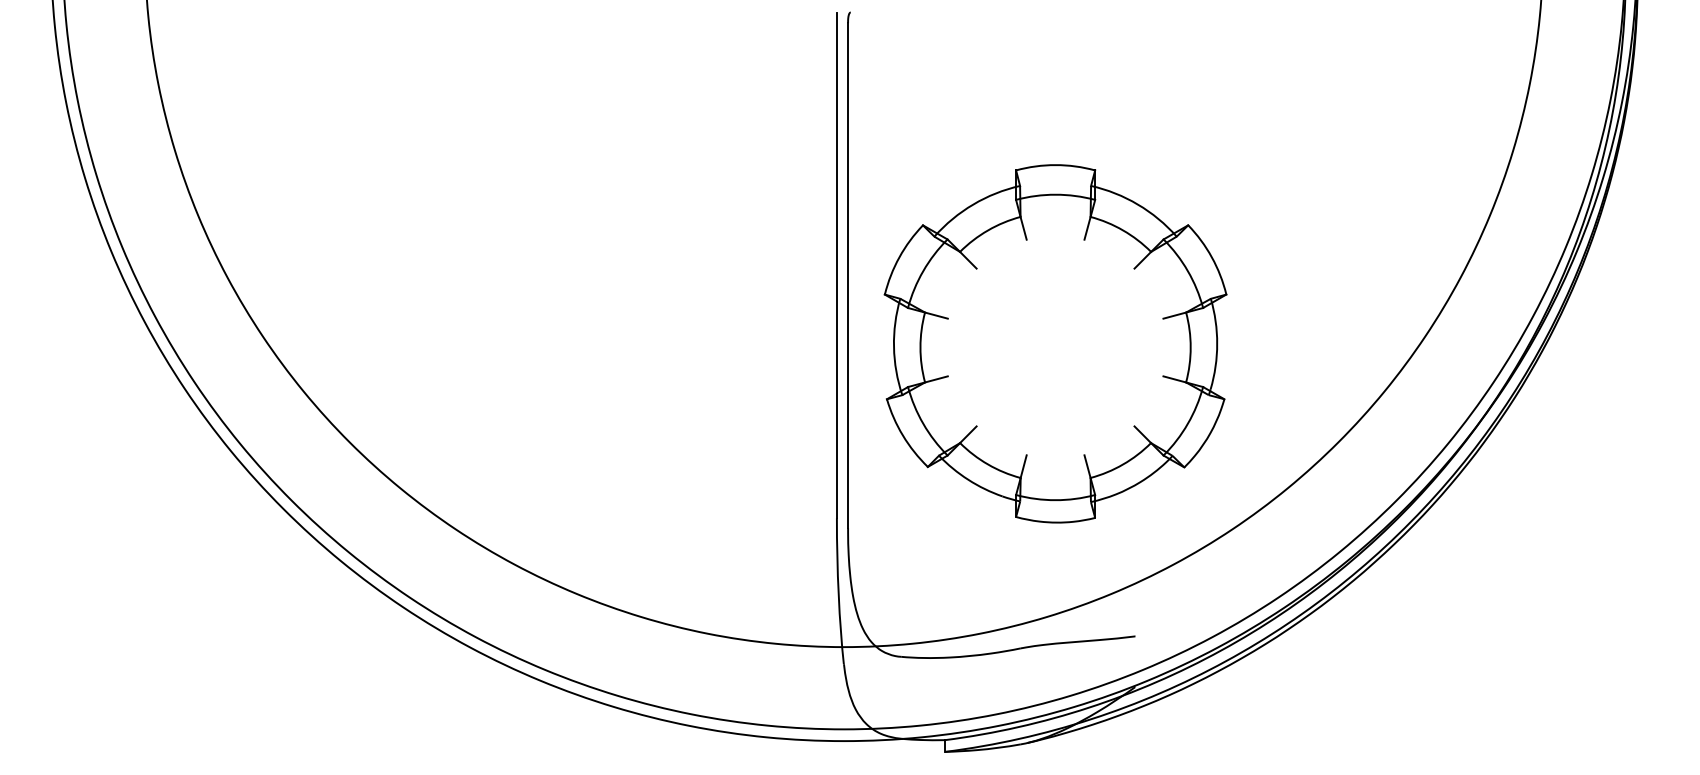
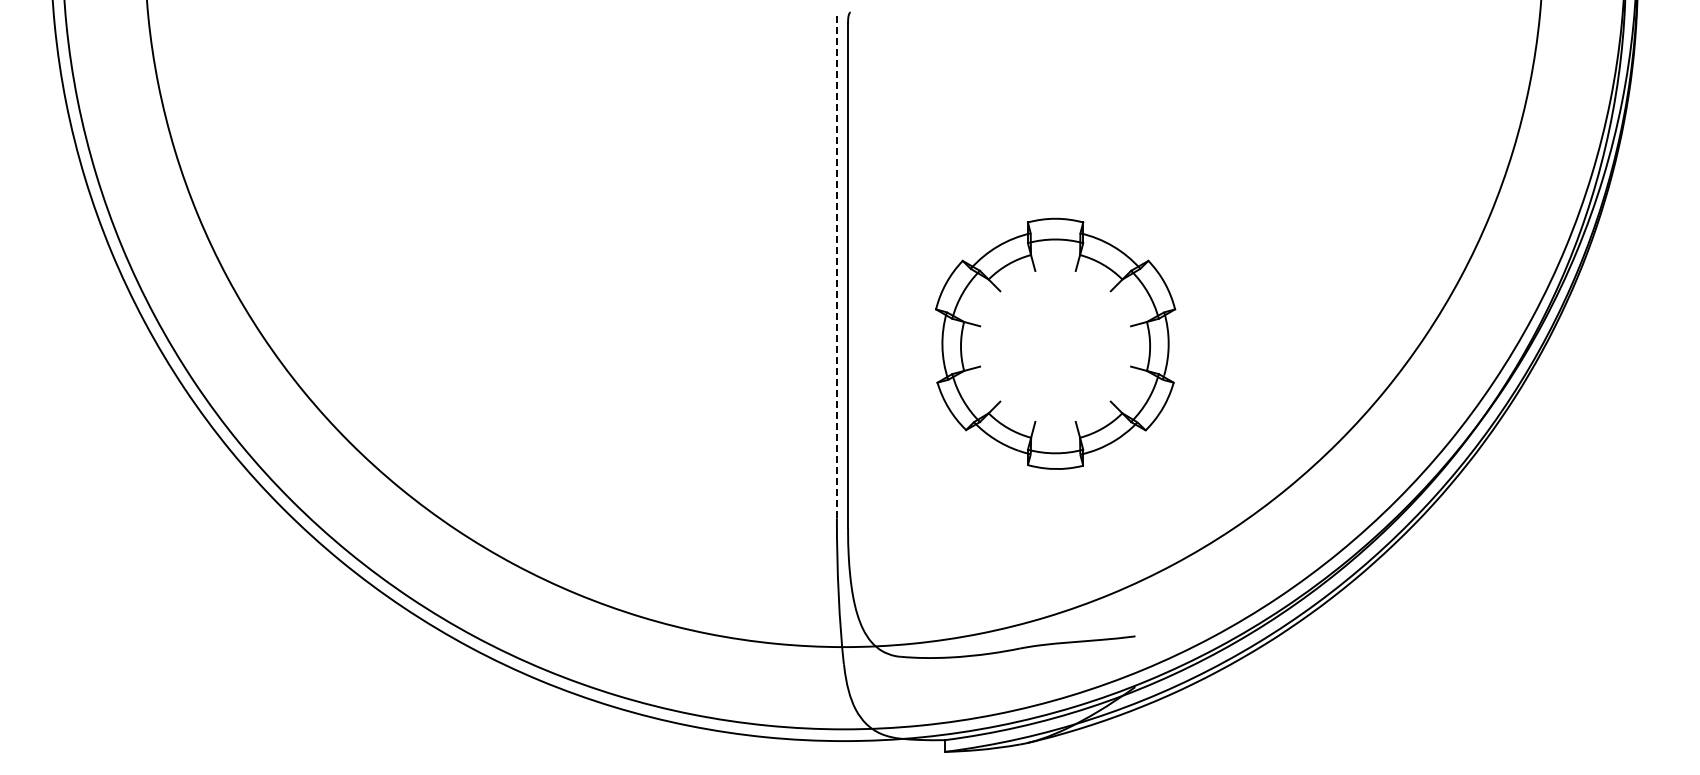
line: solid -> dashed (836, 265)
part size: 345x360 px -> 242x253 px (1055, 343)
